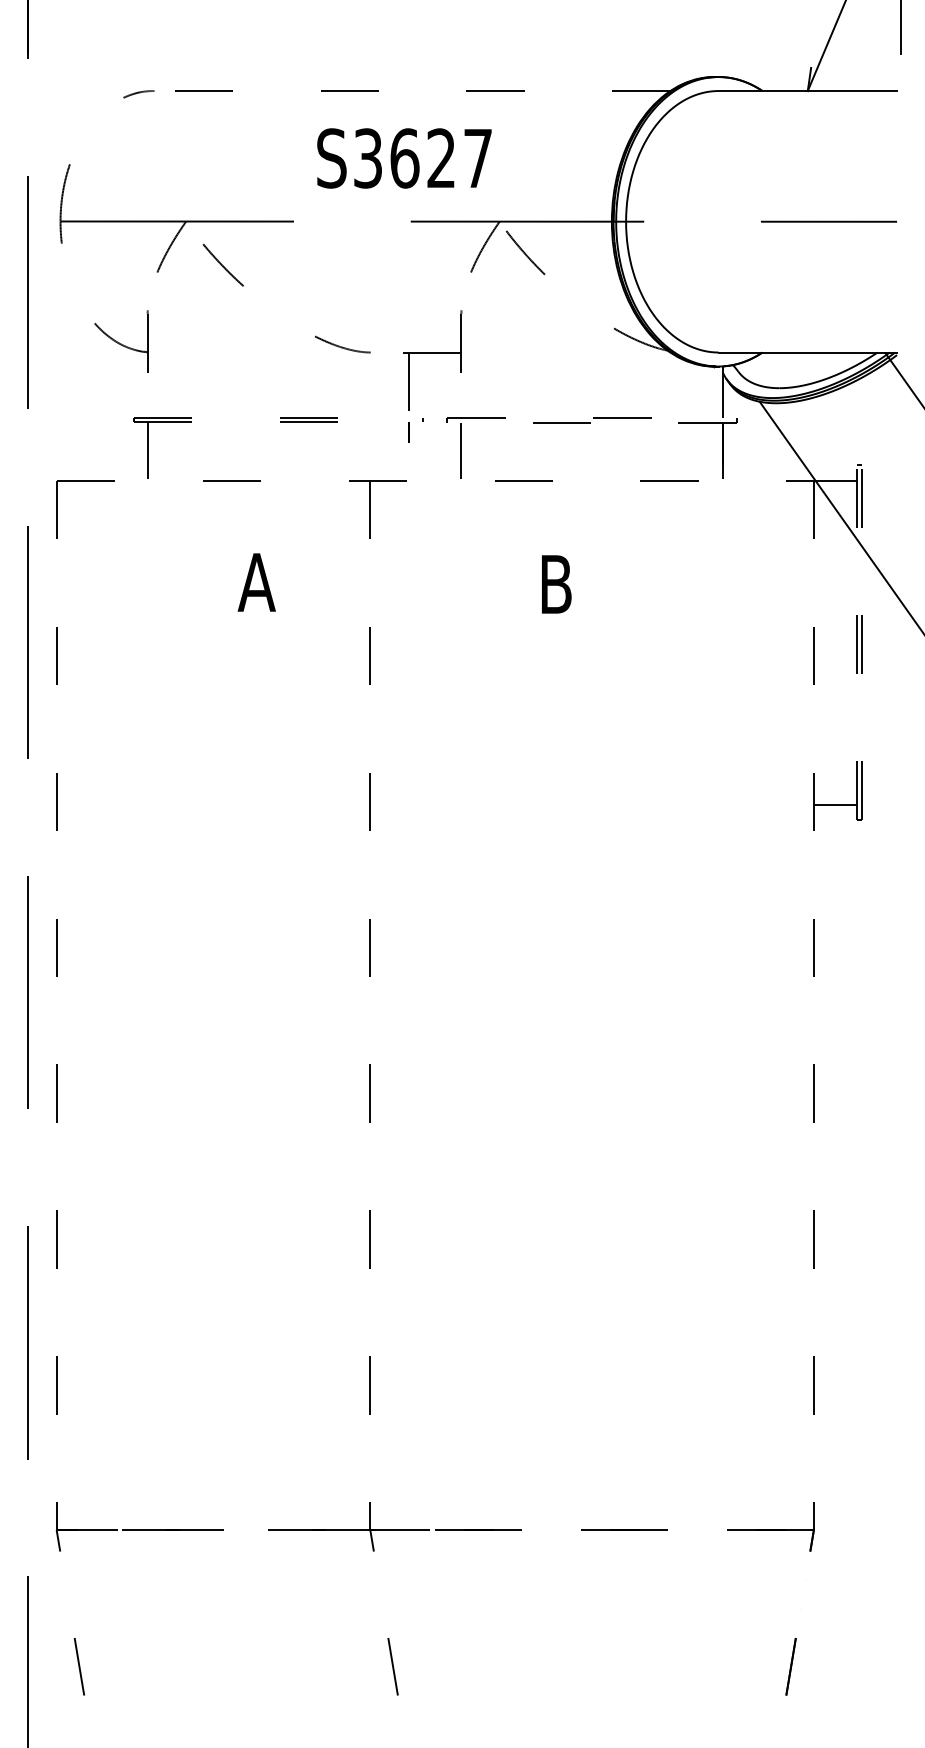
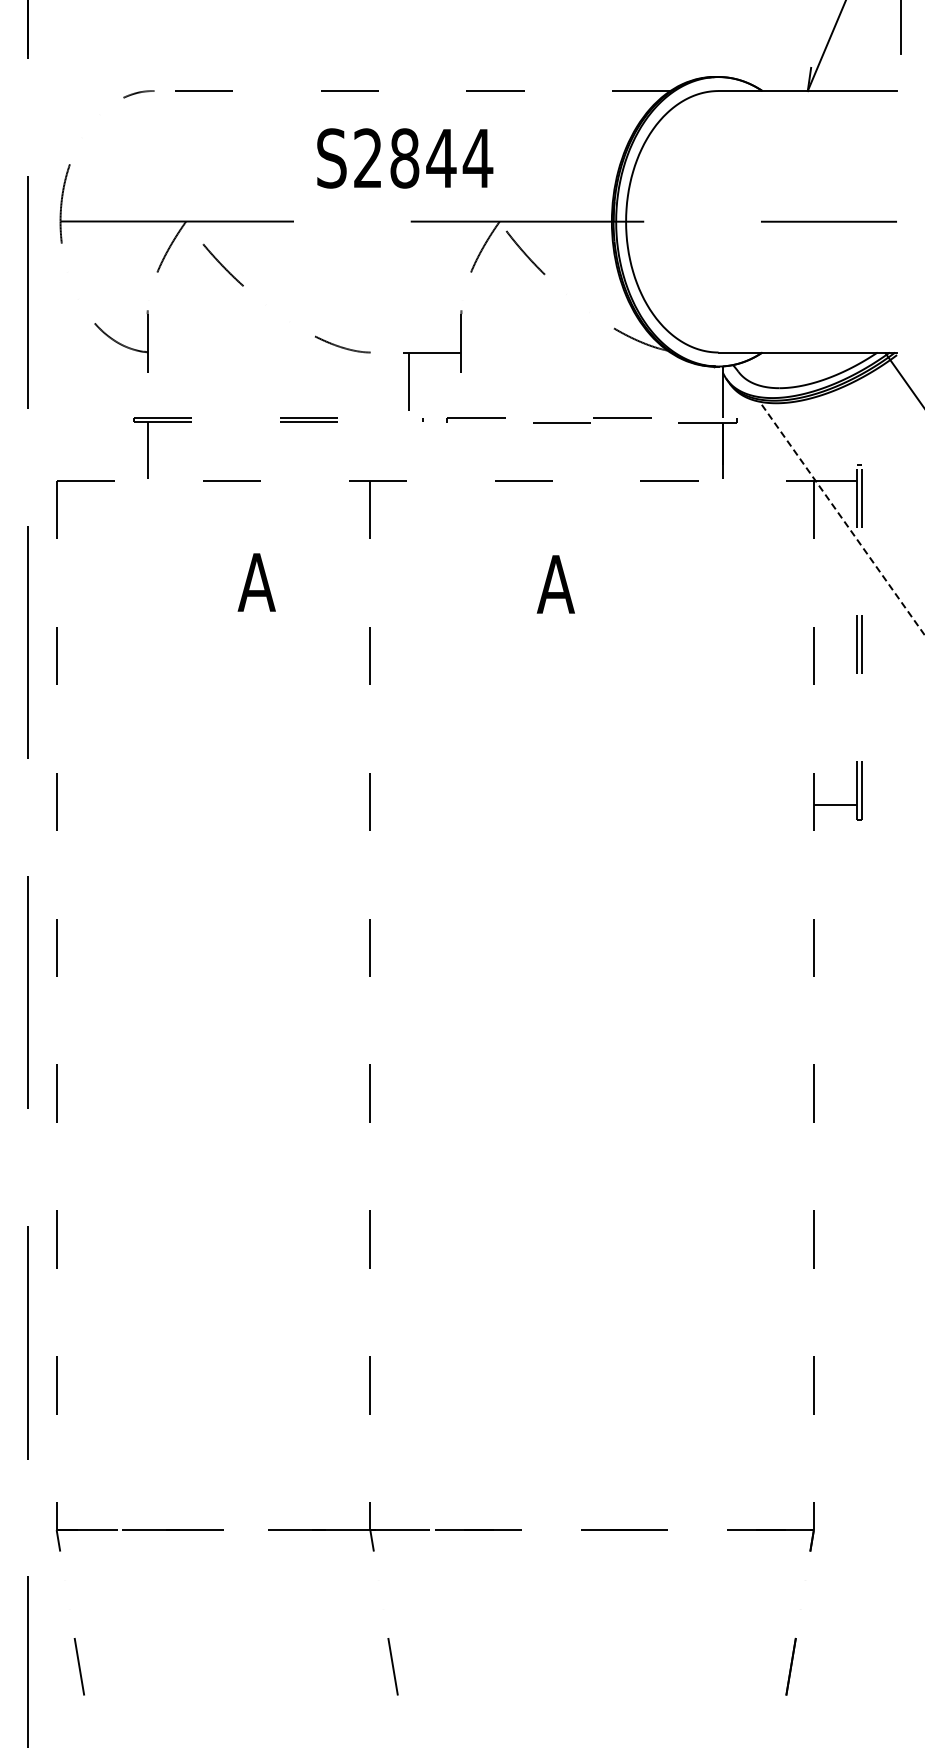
text: S3627 -> S2844 (423, 158)
line: present -> none (408, 432)
line: present -> none (461, 451)
line: solid -> dashed (842, 518)
text: B -> A (555, 584)
